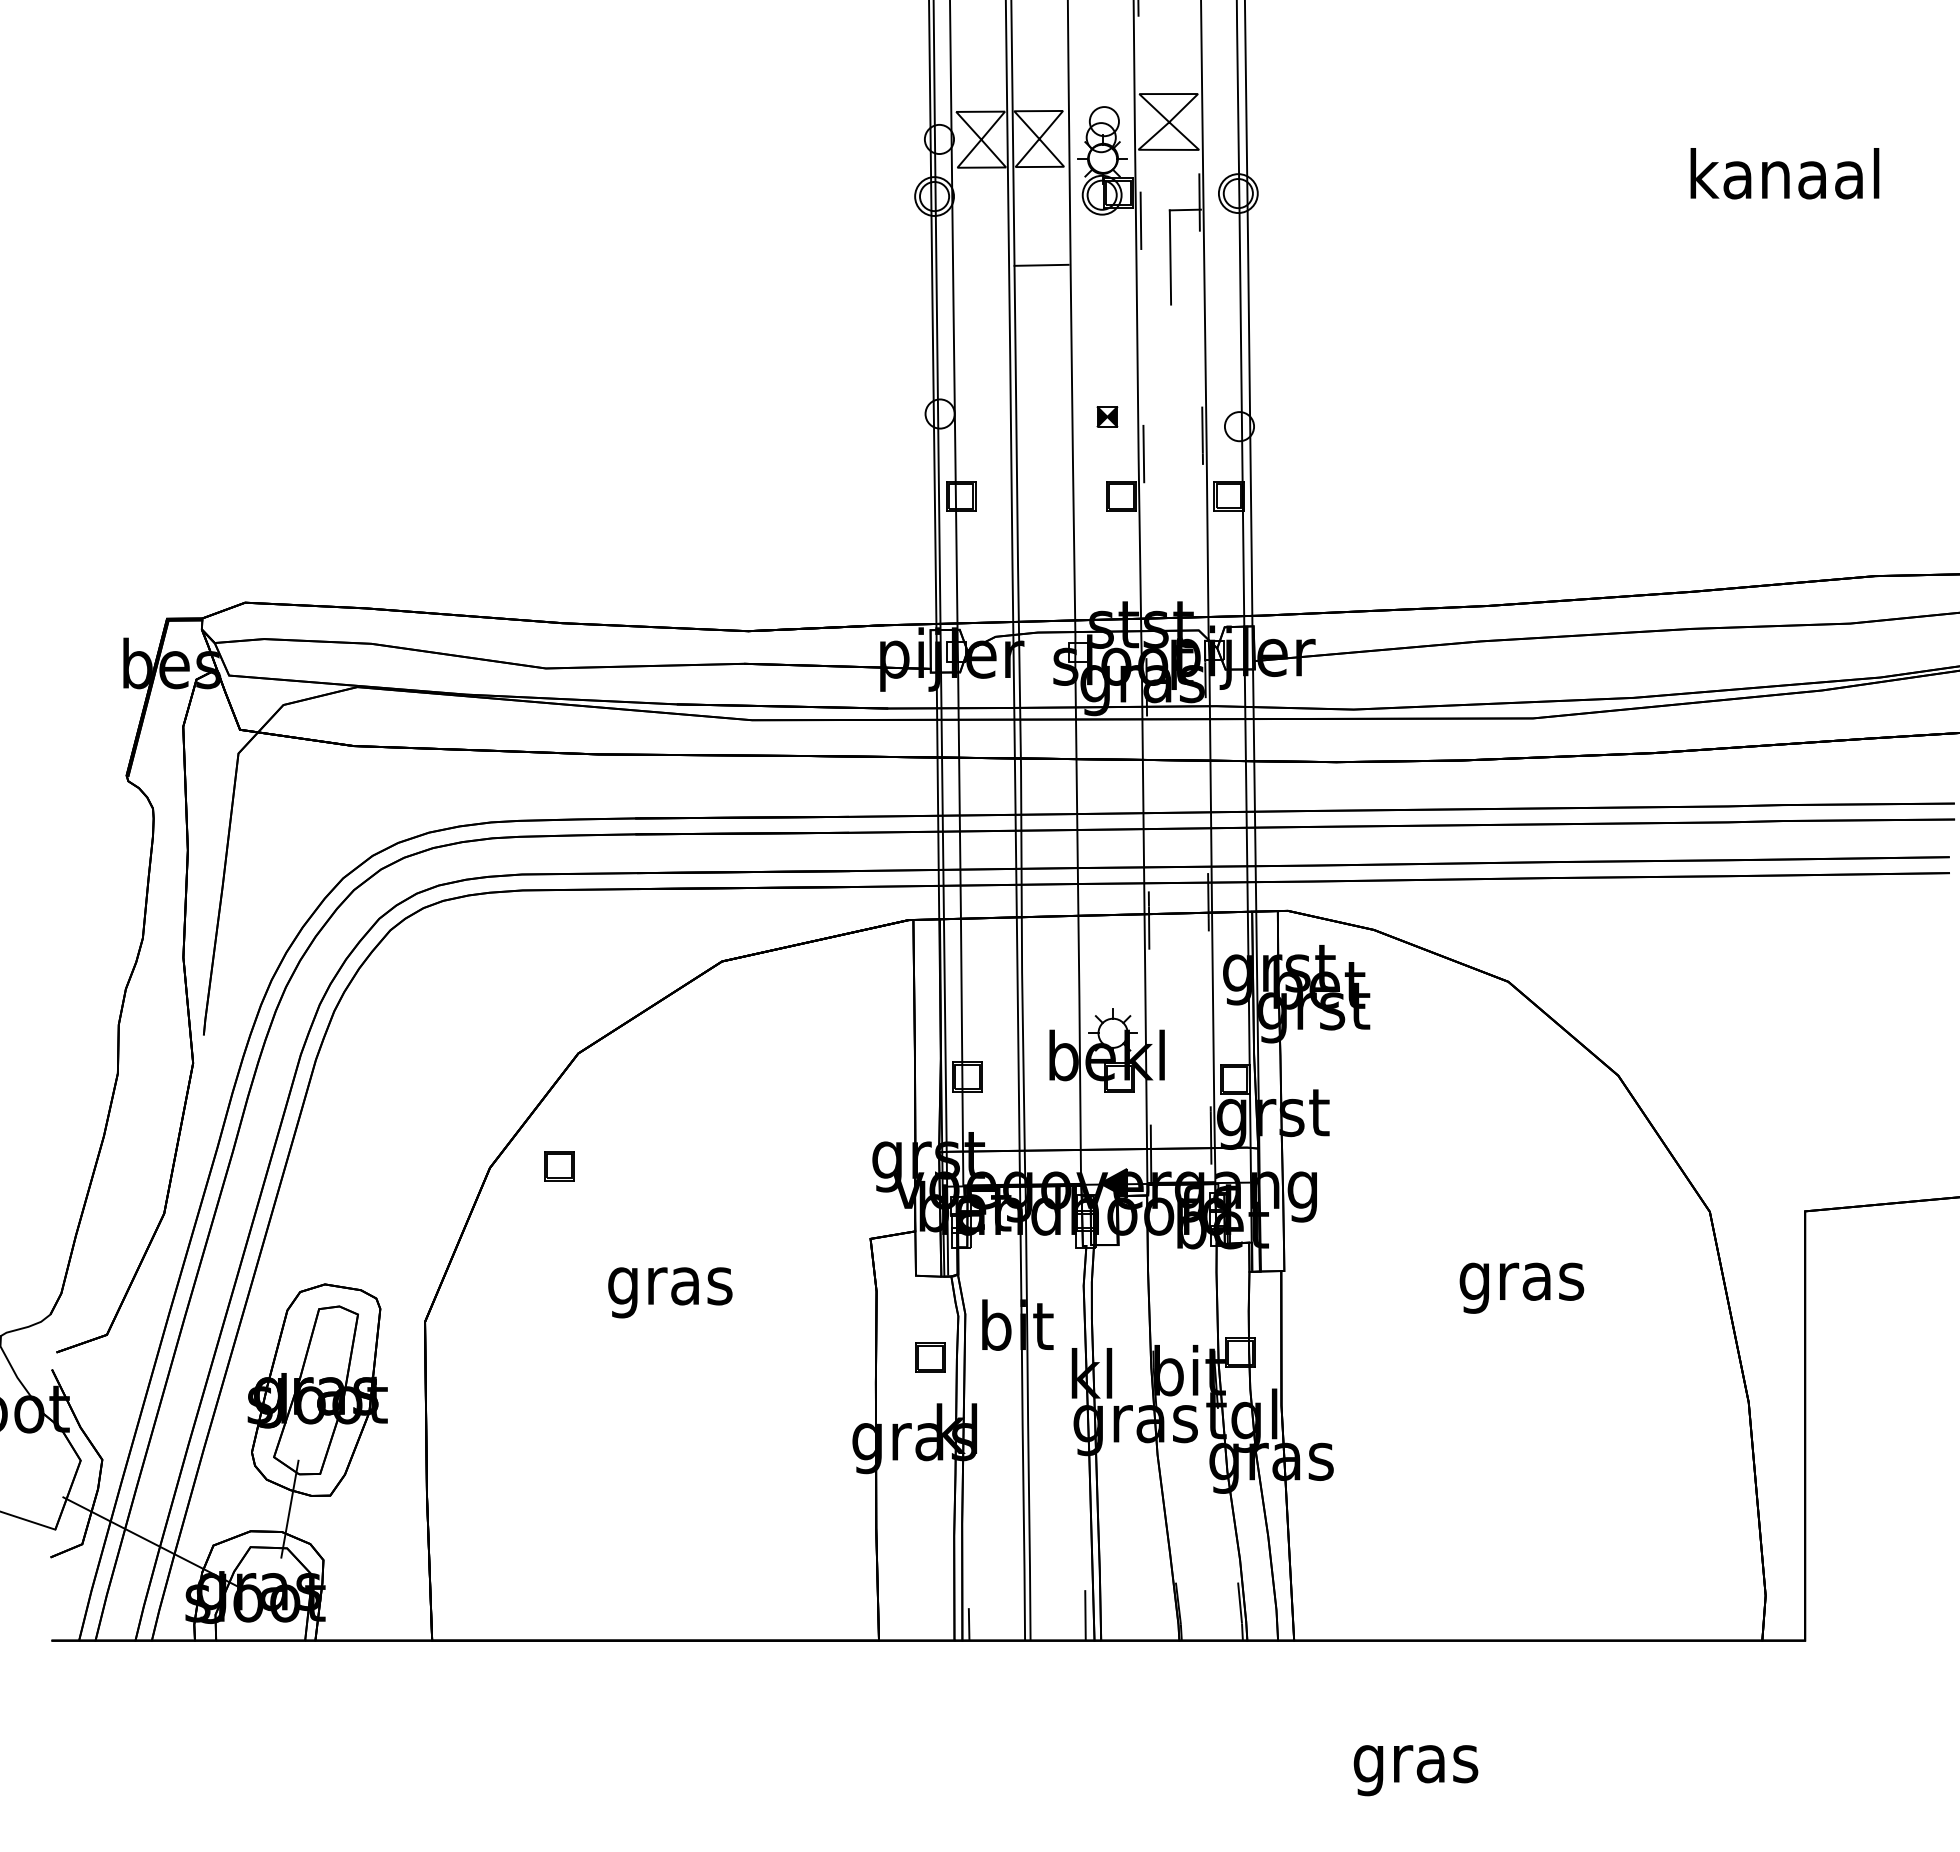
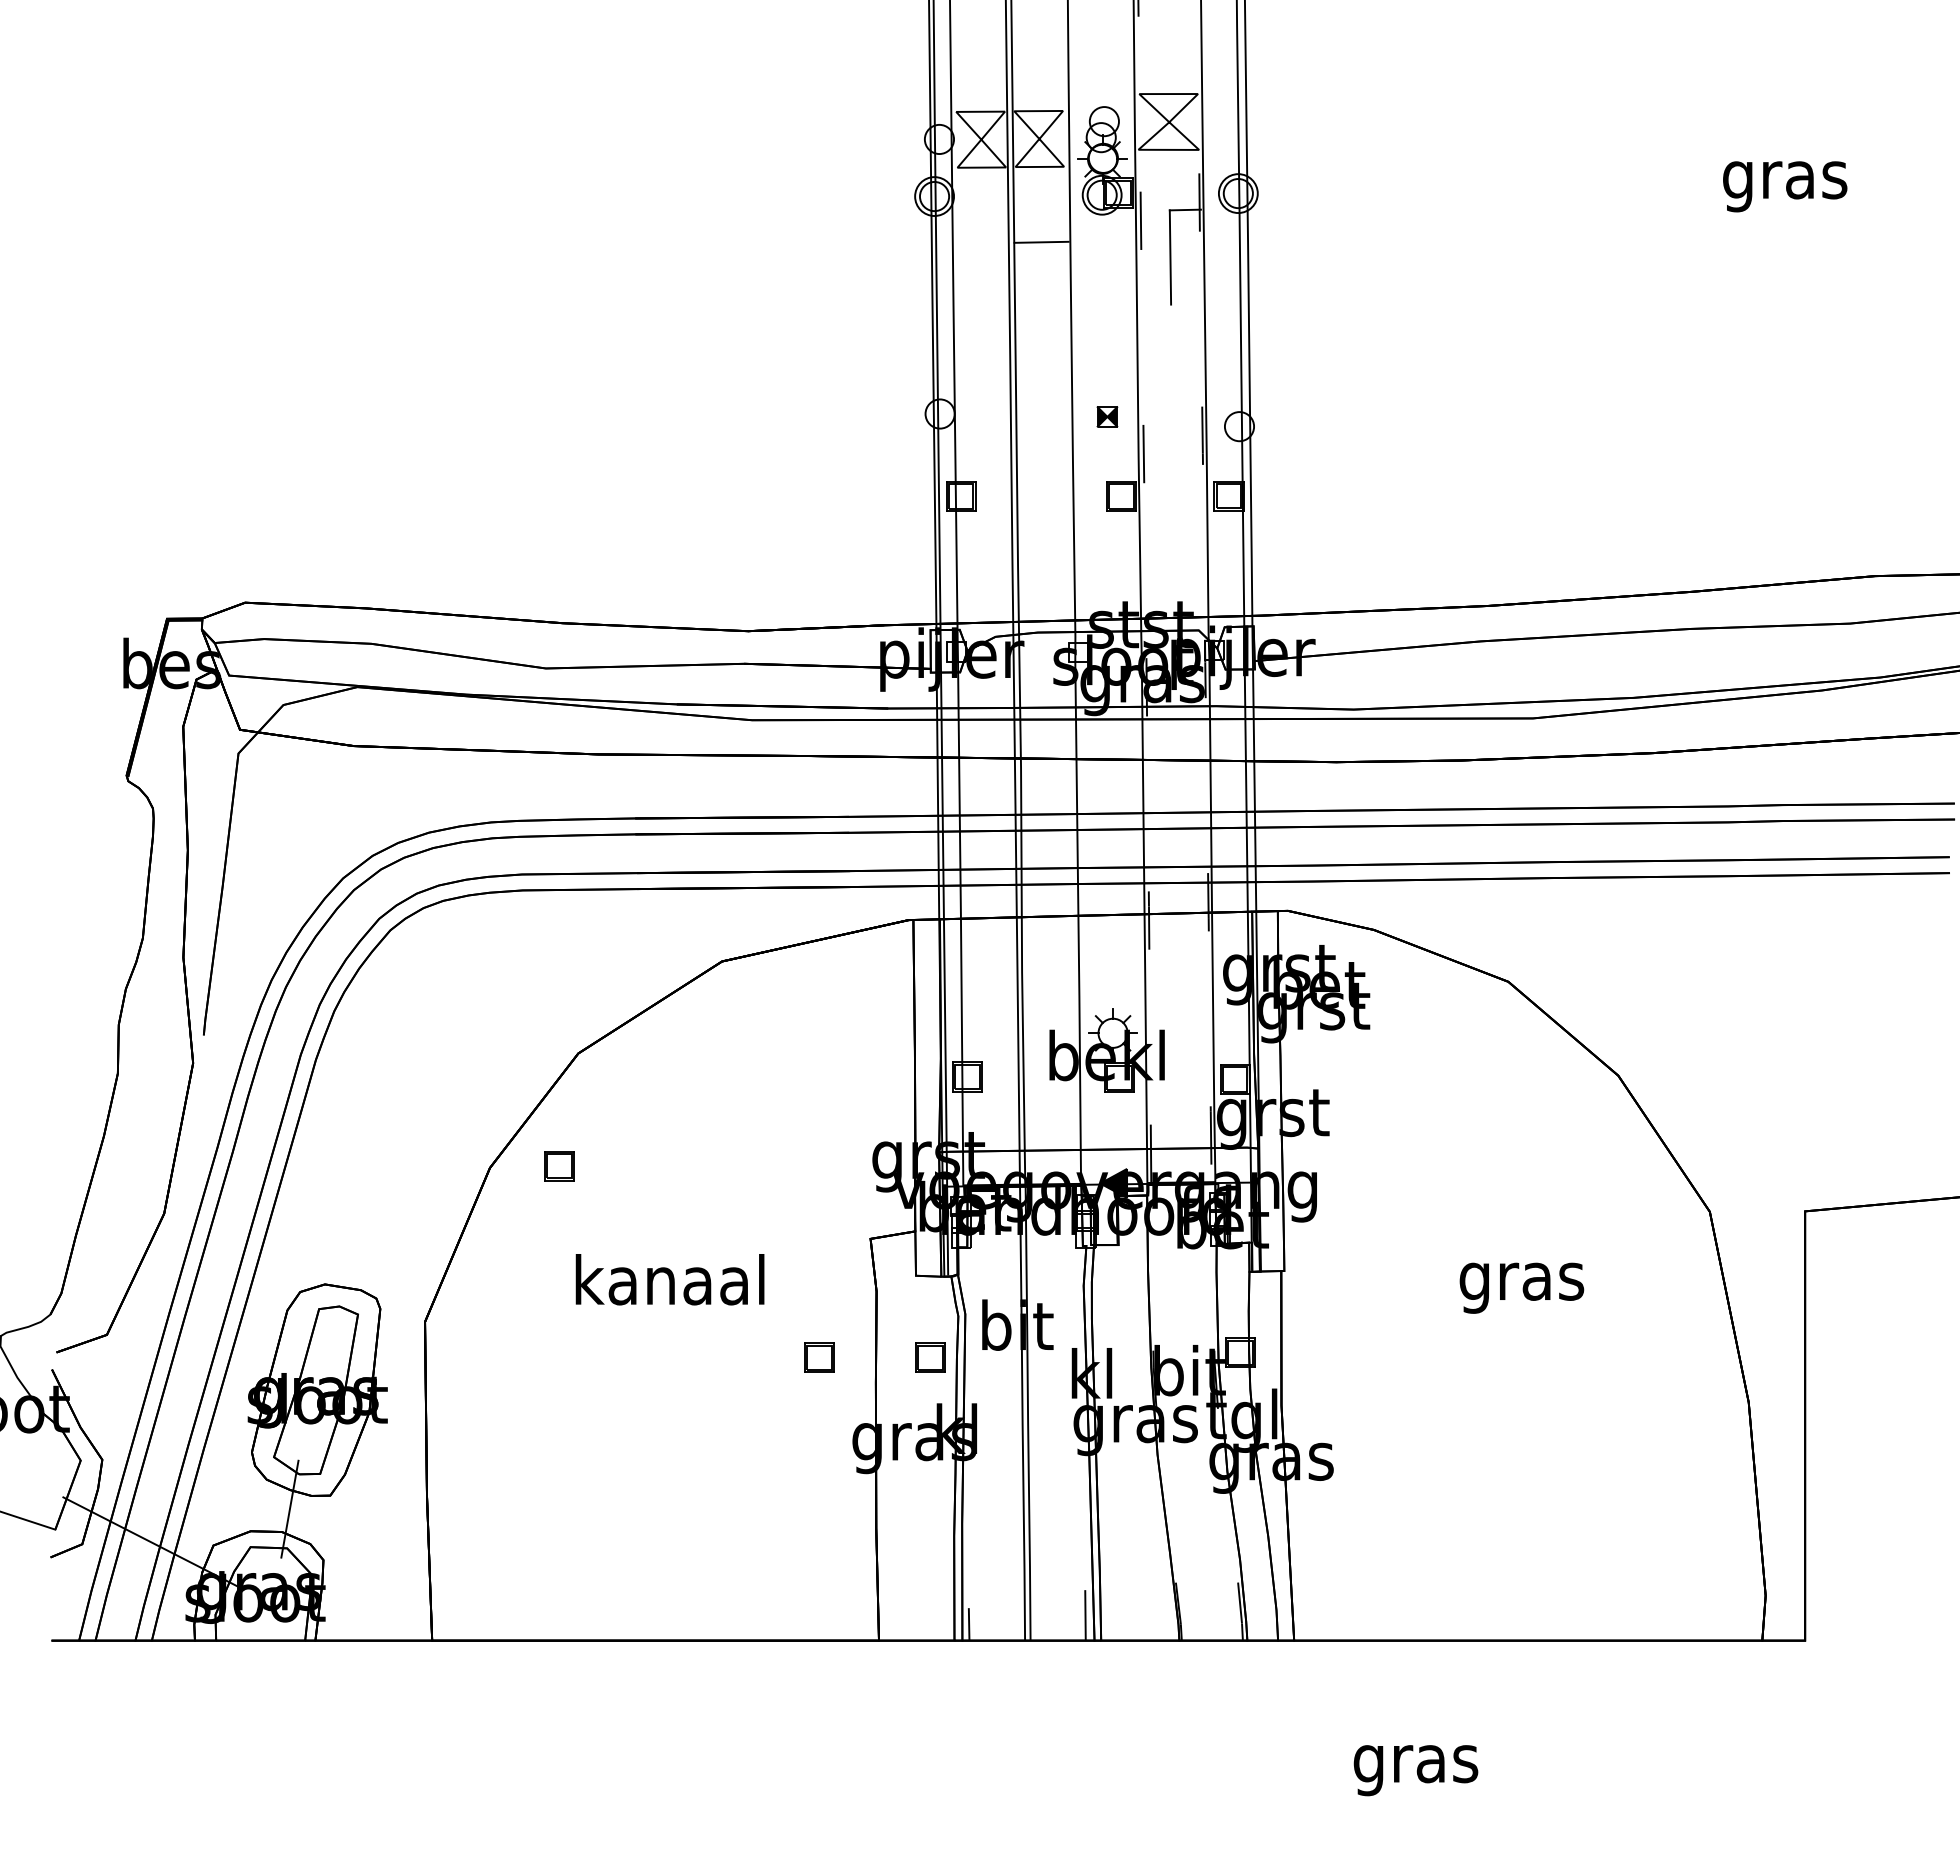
text: kanaal -> gras (1784, 180)
line position: (1041, 264) -> (1041, 241) (1041, 241)
text: gras -> kanaal (669, 1286)
part: none -> present (819, 1357)
